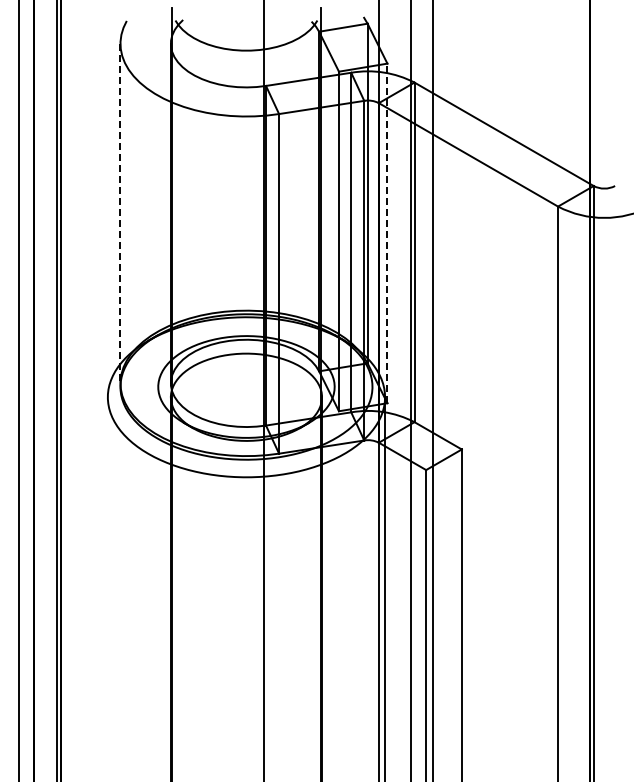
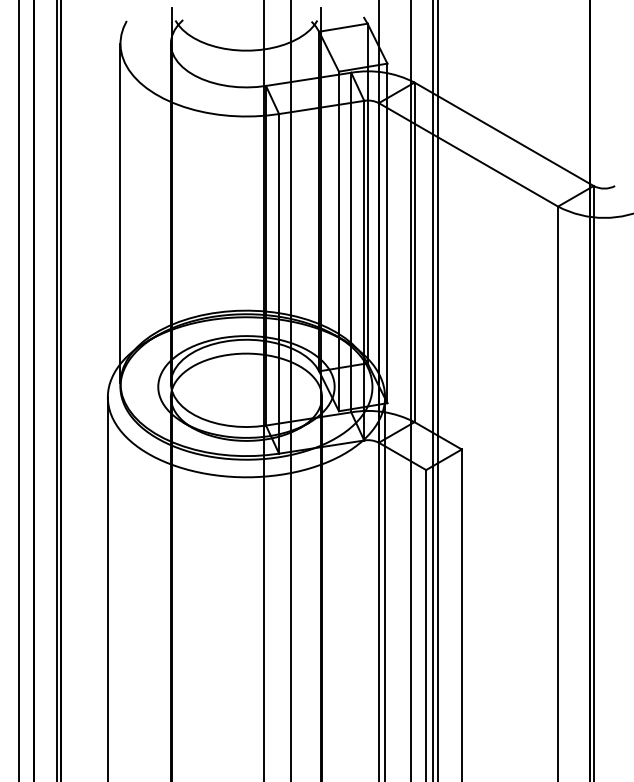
line: dashed -> solid (120, 213)
line: dashed -> solid (387, 233)
line: none -> present (291, 390)
line: none -> present (438, 390)
line: none -> present (107, 587)
